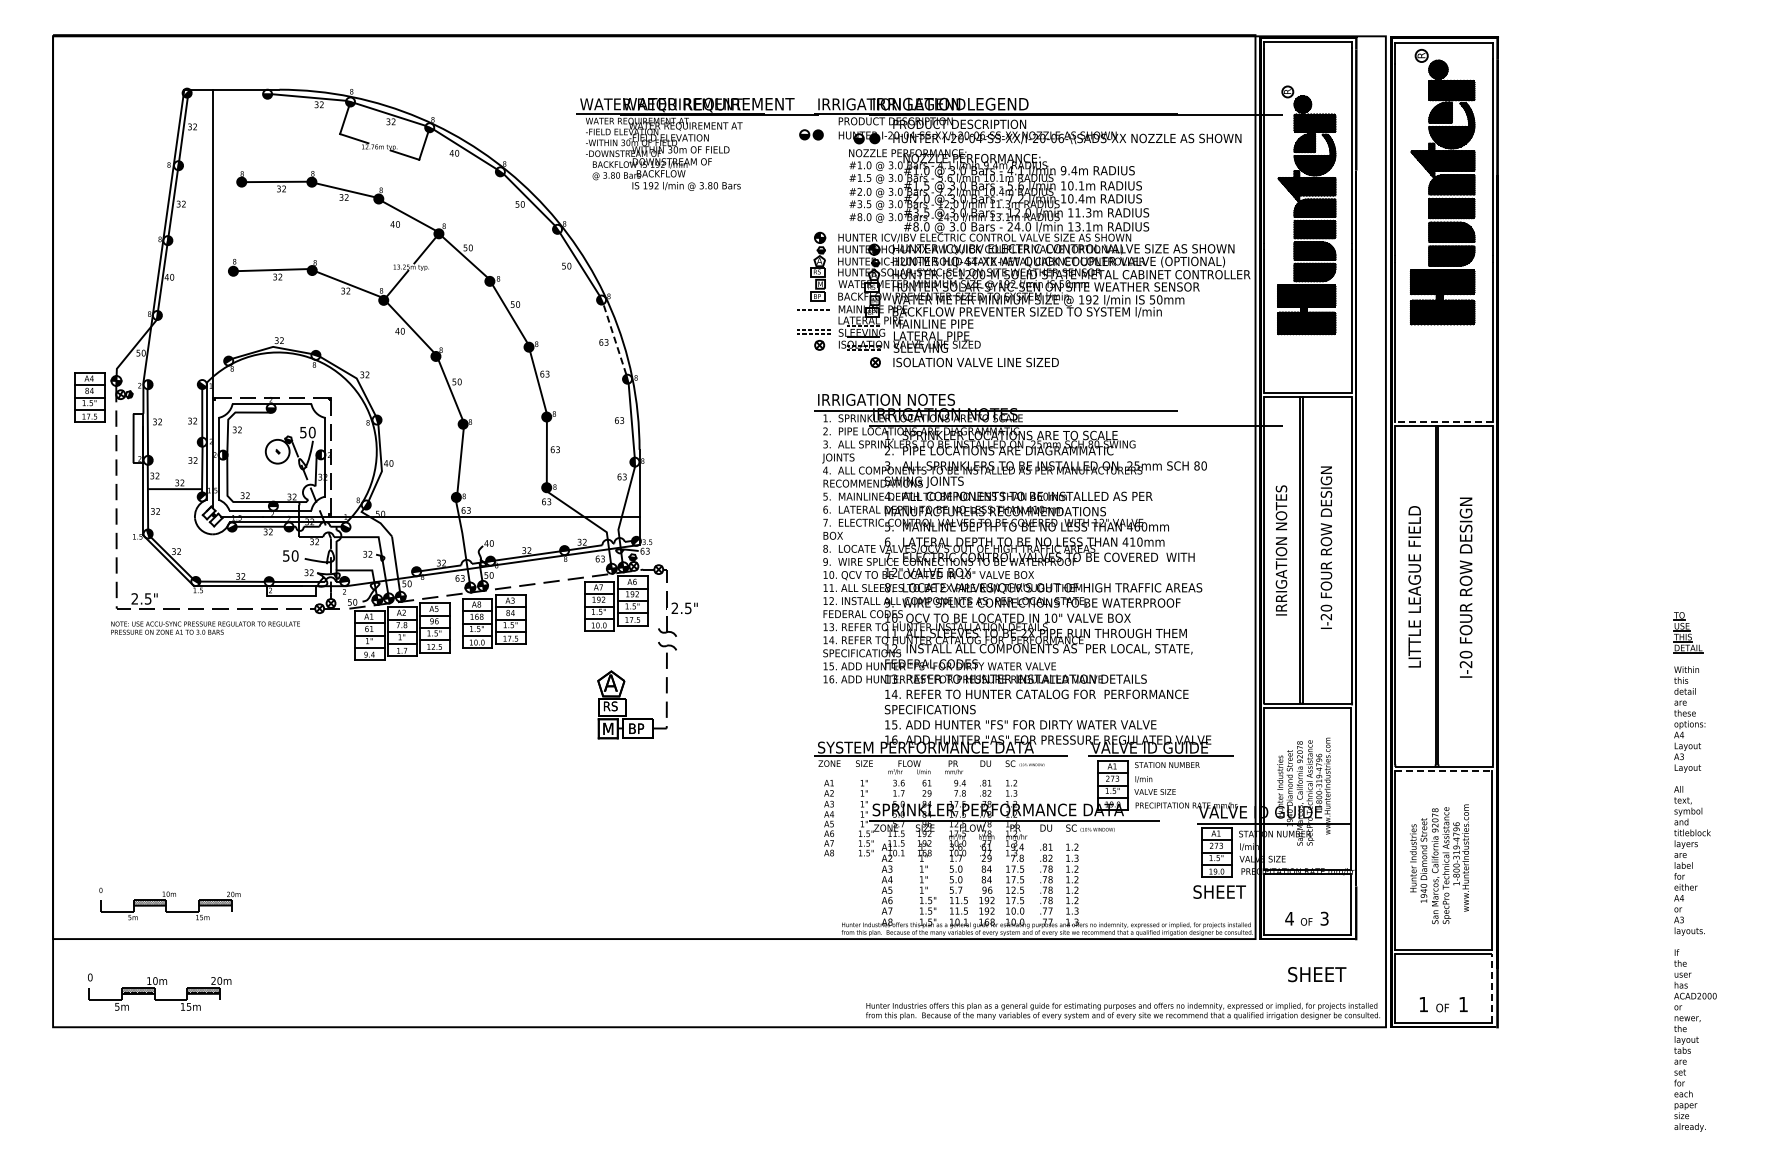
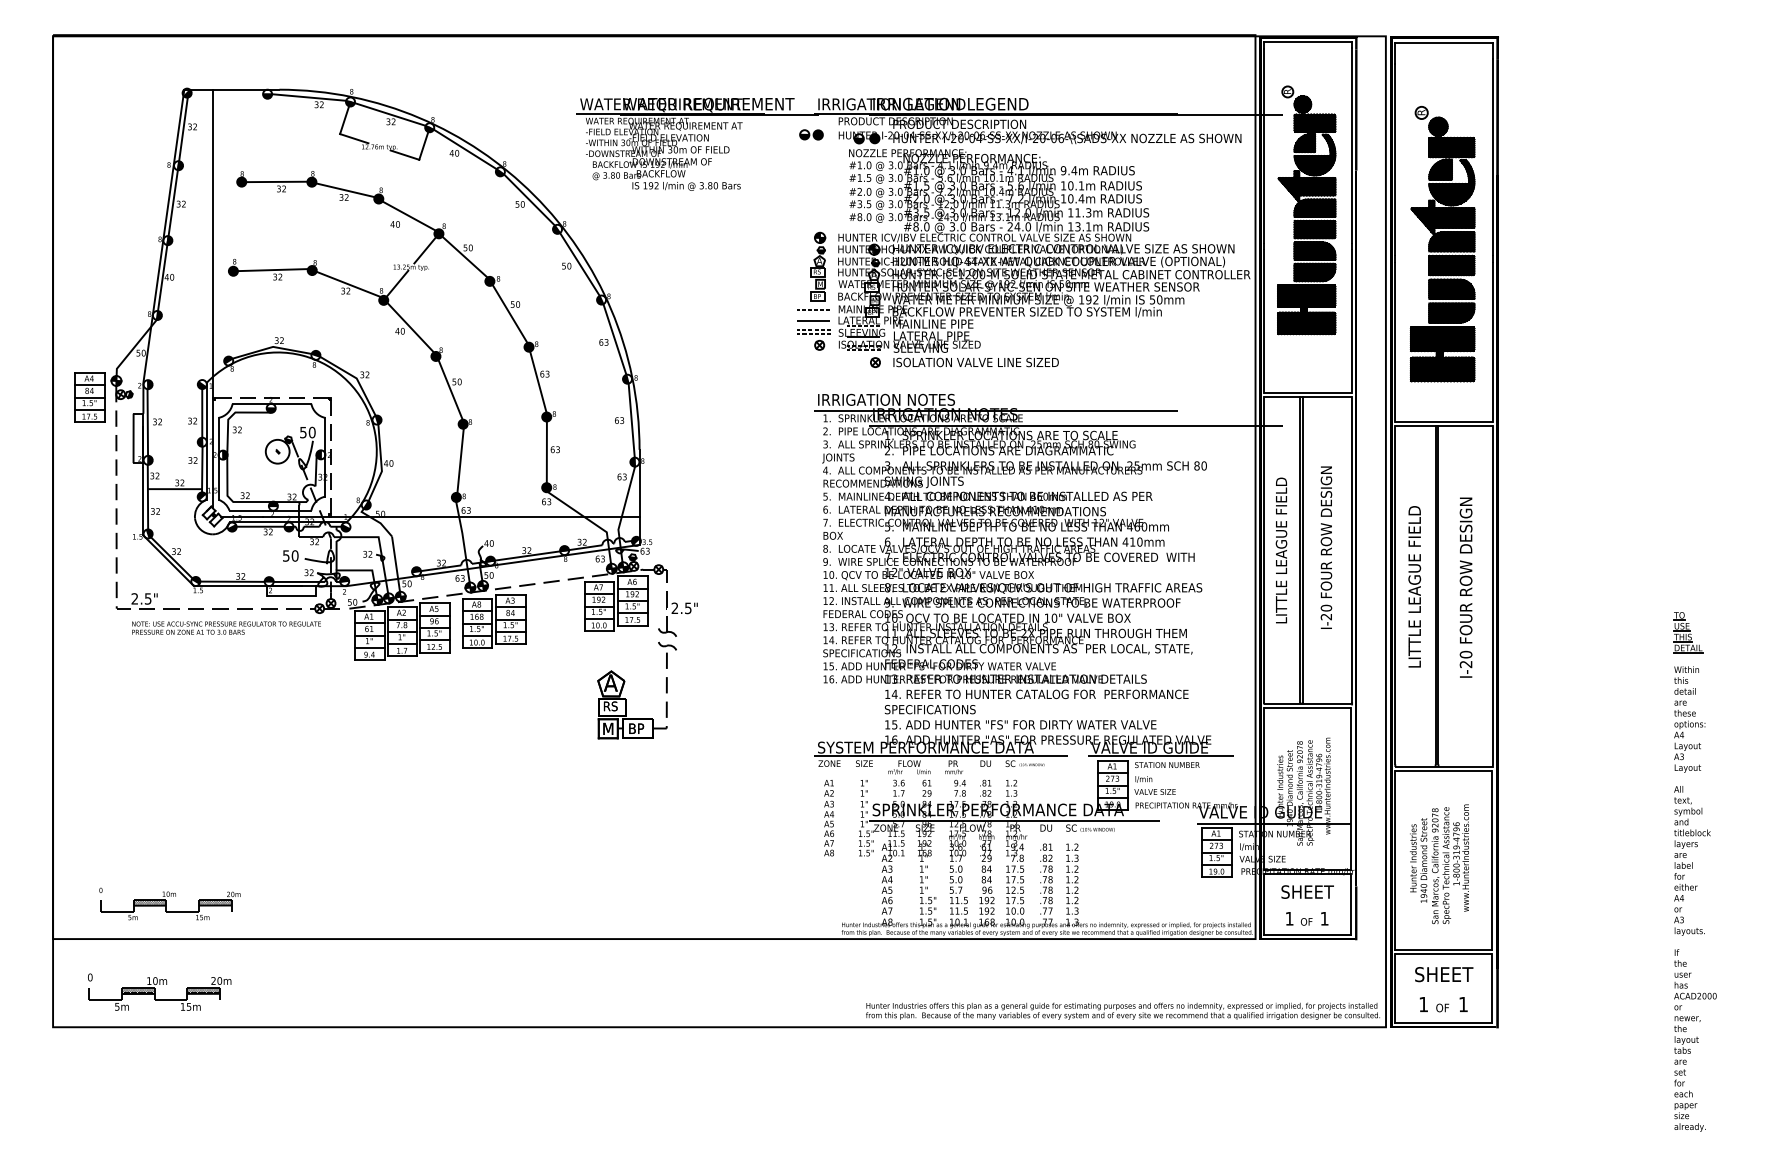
part position: (1442, 187) -> (1442, 244) (1442, 244)
line: none -> present (813, 320)
line: dashed -> solid (614, 339)
line: dashed -> solid (1444, 421)
text: IRRIGATION NOTES -> LITTLE LEAGUE FIELD (1281, 550)
text position: (205, 627) -> (226, 627) (226, 627)
line: dashed -> solid (1444, 771)
text position: (1219, 891) -> (1307, 891) (1307, 891)
text: 4 -> 1 (1289, 918)
text: 3 -> 1 (1324, 918)
text position: (1317, 974) -> (1444, 974) (1444, 974)
line: dashed -> solid (1491, 988)
